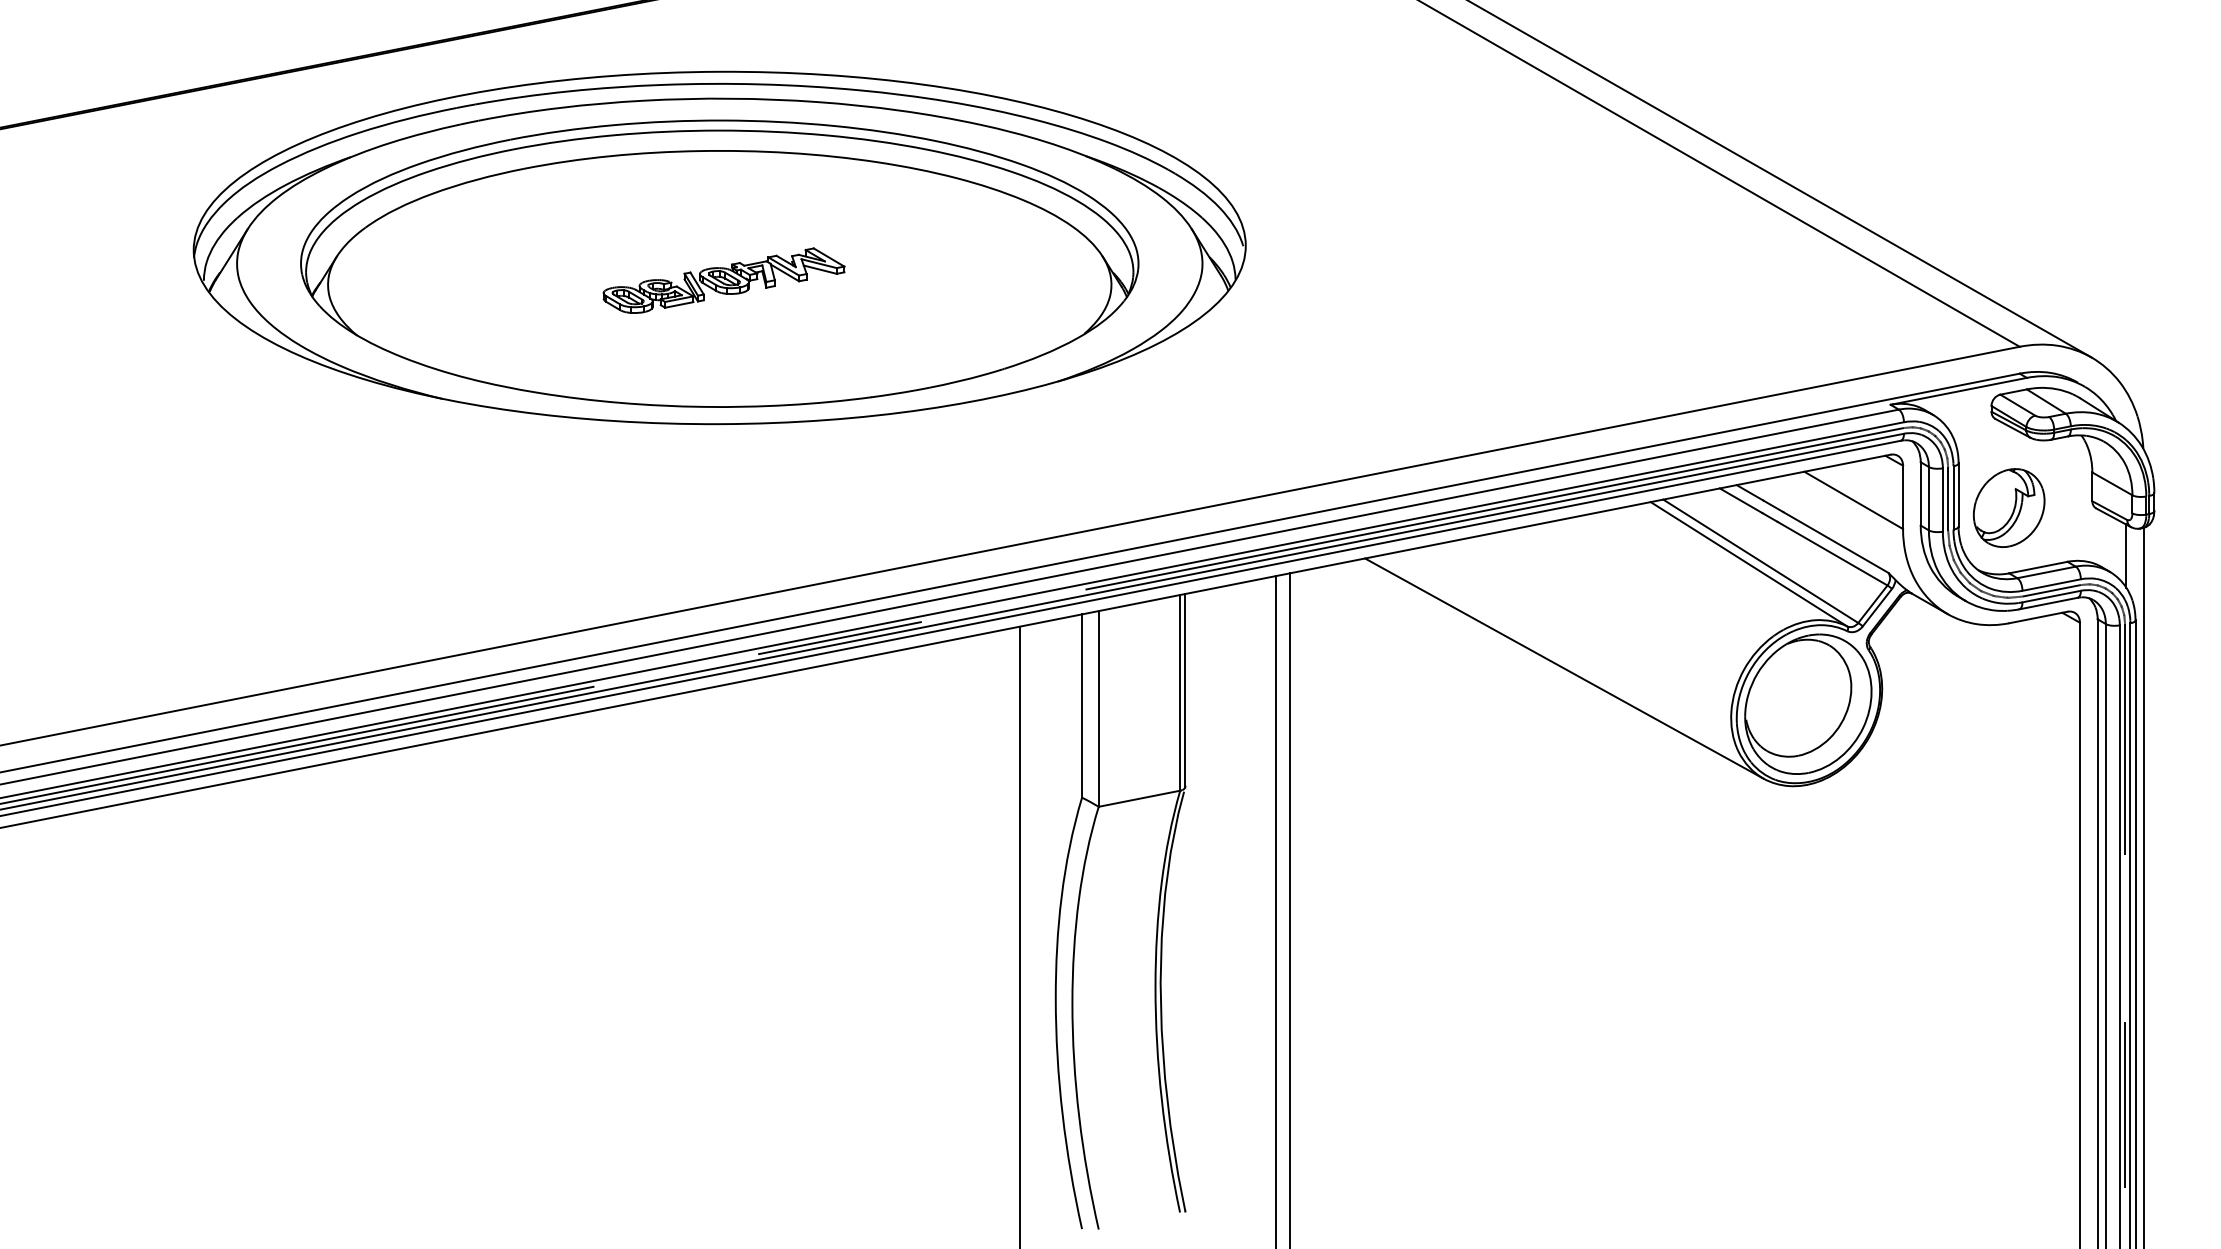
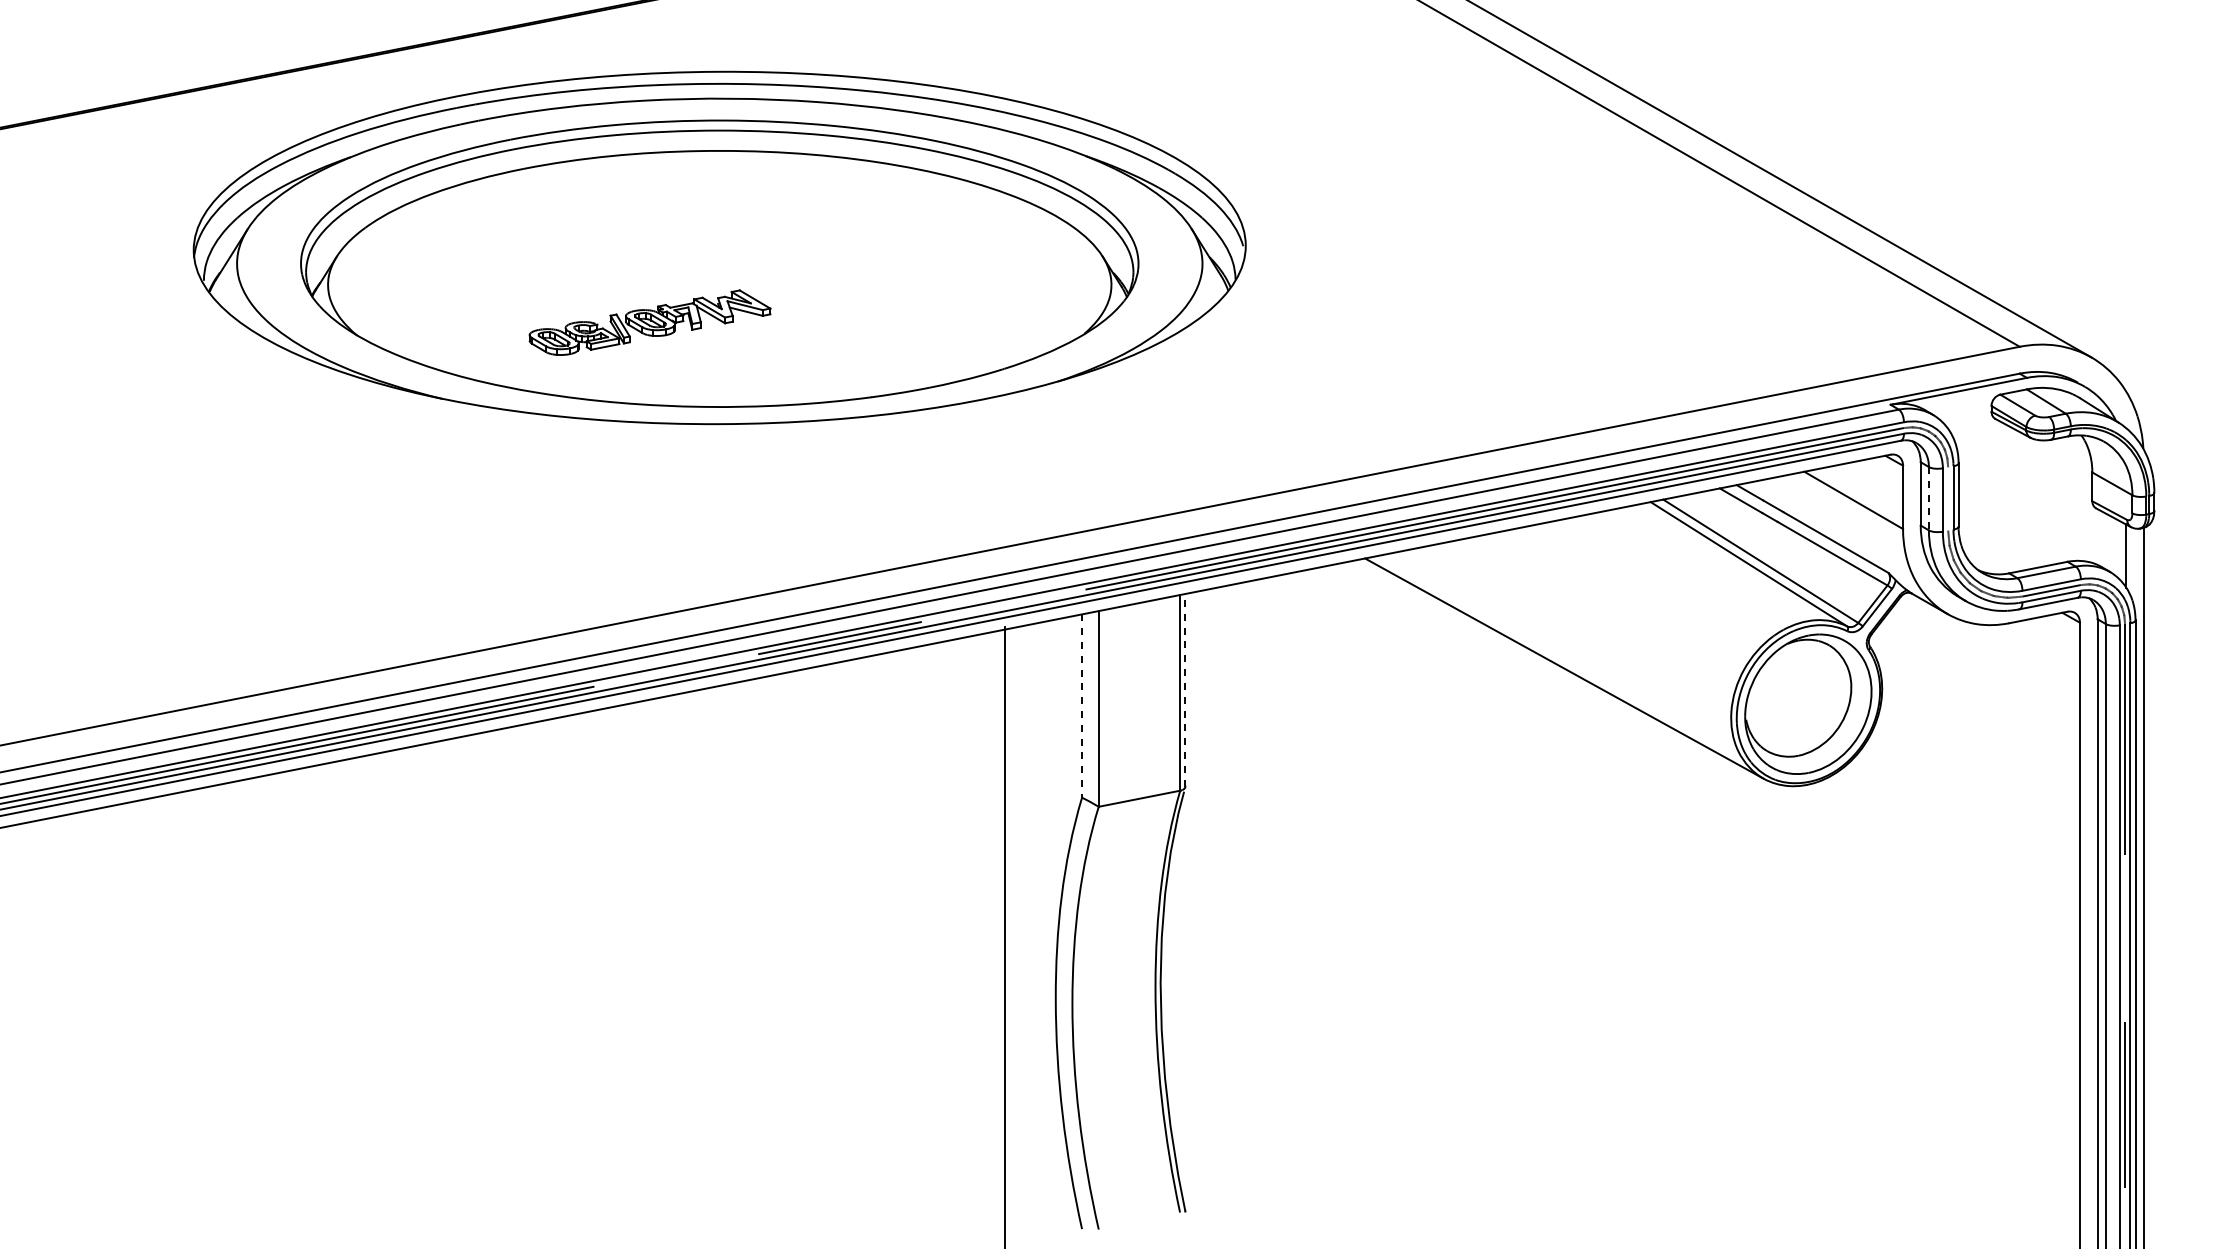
part position: (723, 280) -> (649, 322) (649, 322)
line: solid -> dashed (1928, 498)
line: present -> none (1948, 498)
part: present -> none (2009, 507)
line: solid -> dashed (1185, 689)
line: solid -> dashed (1082, 706)
line: present -> none (1289, 909)
line: present -> none (1275, 910)
line position: (1019, 935) -> (1004, 935) (1004, 935)
